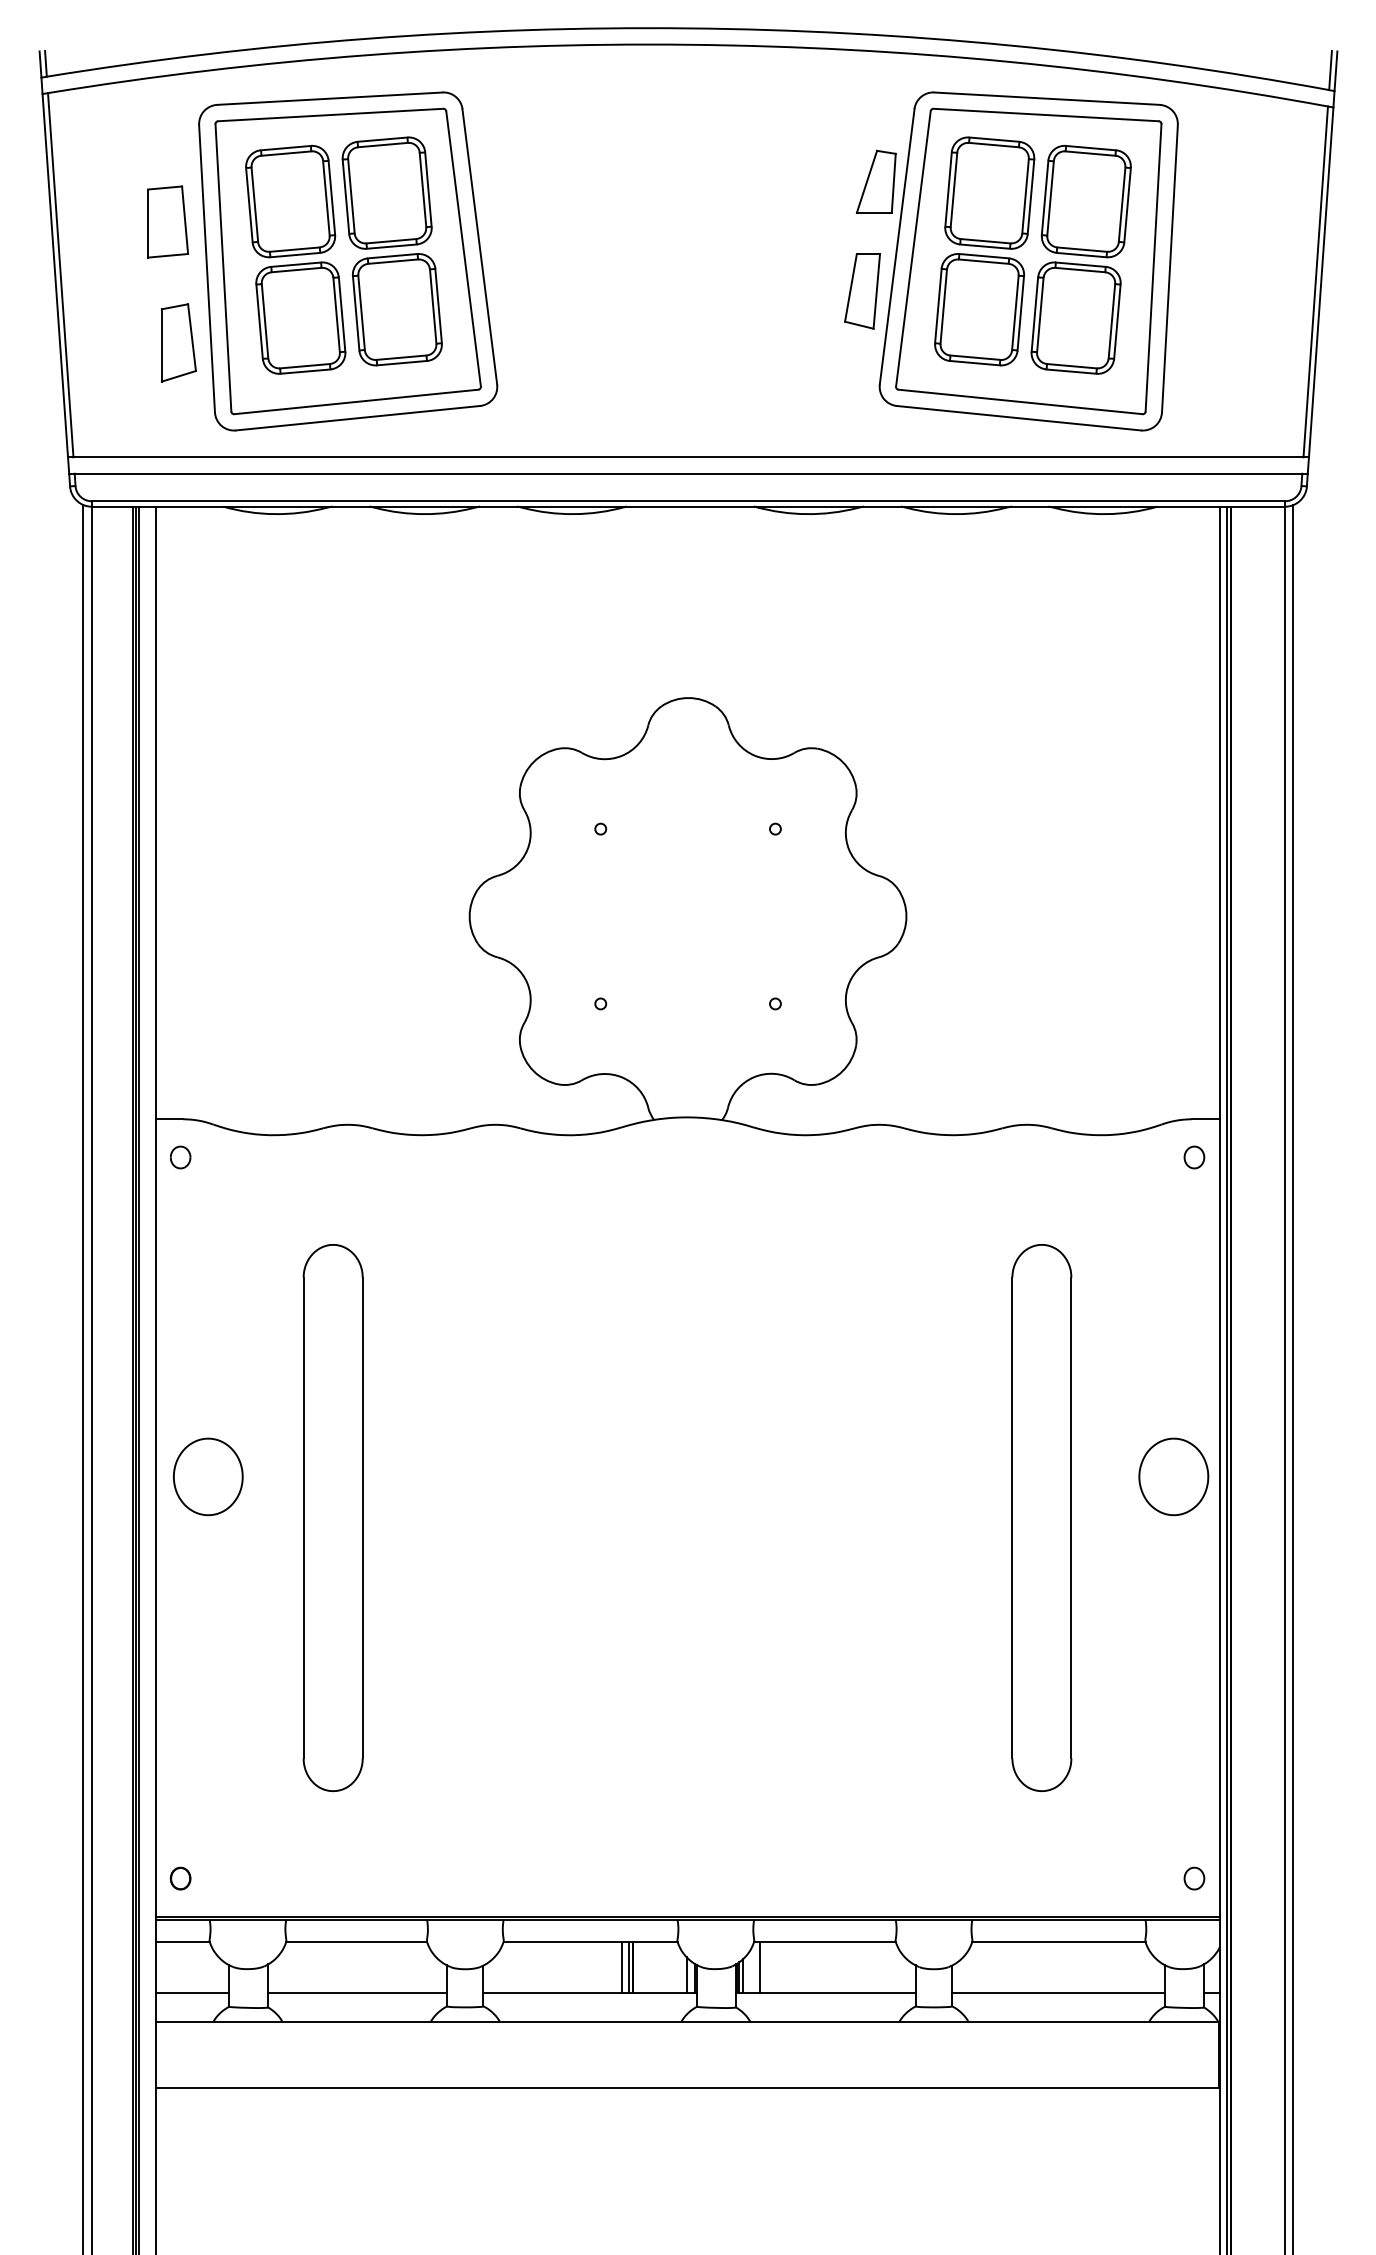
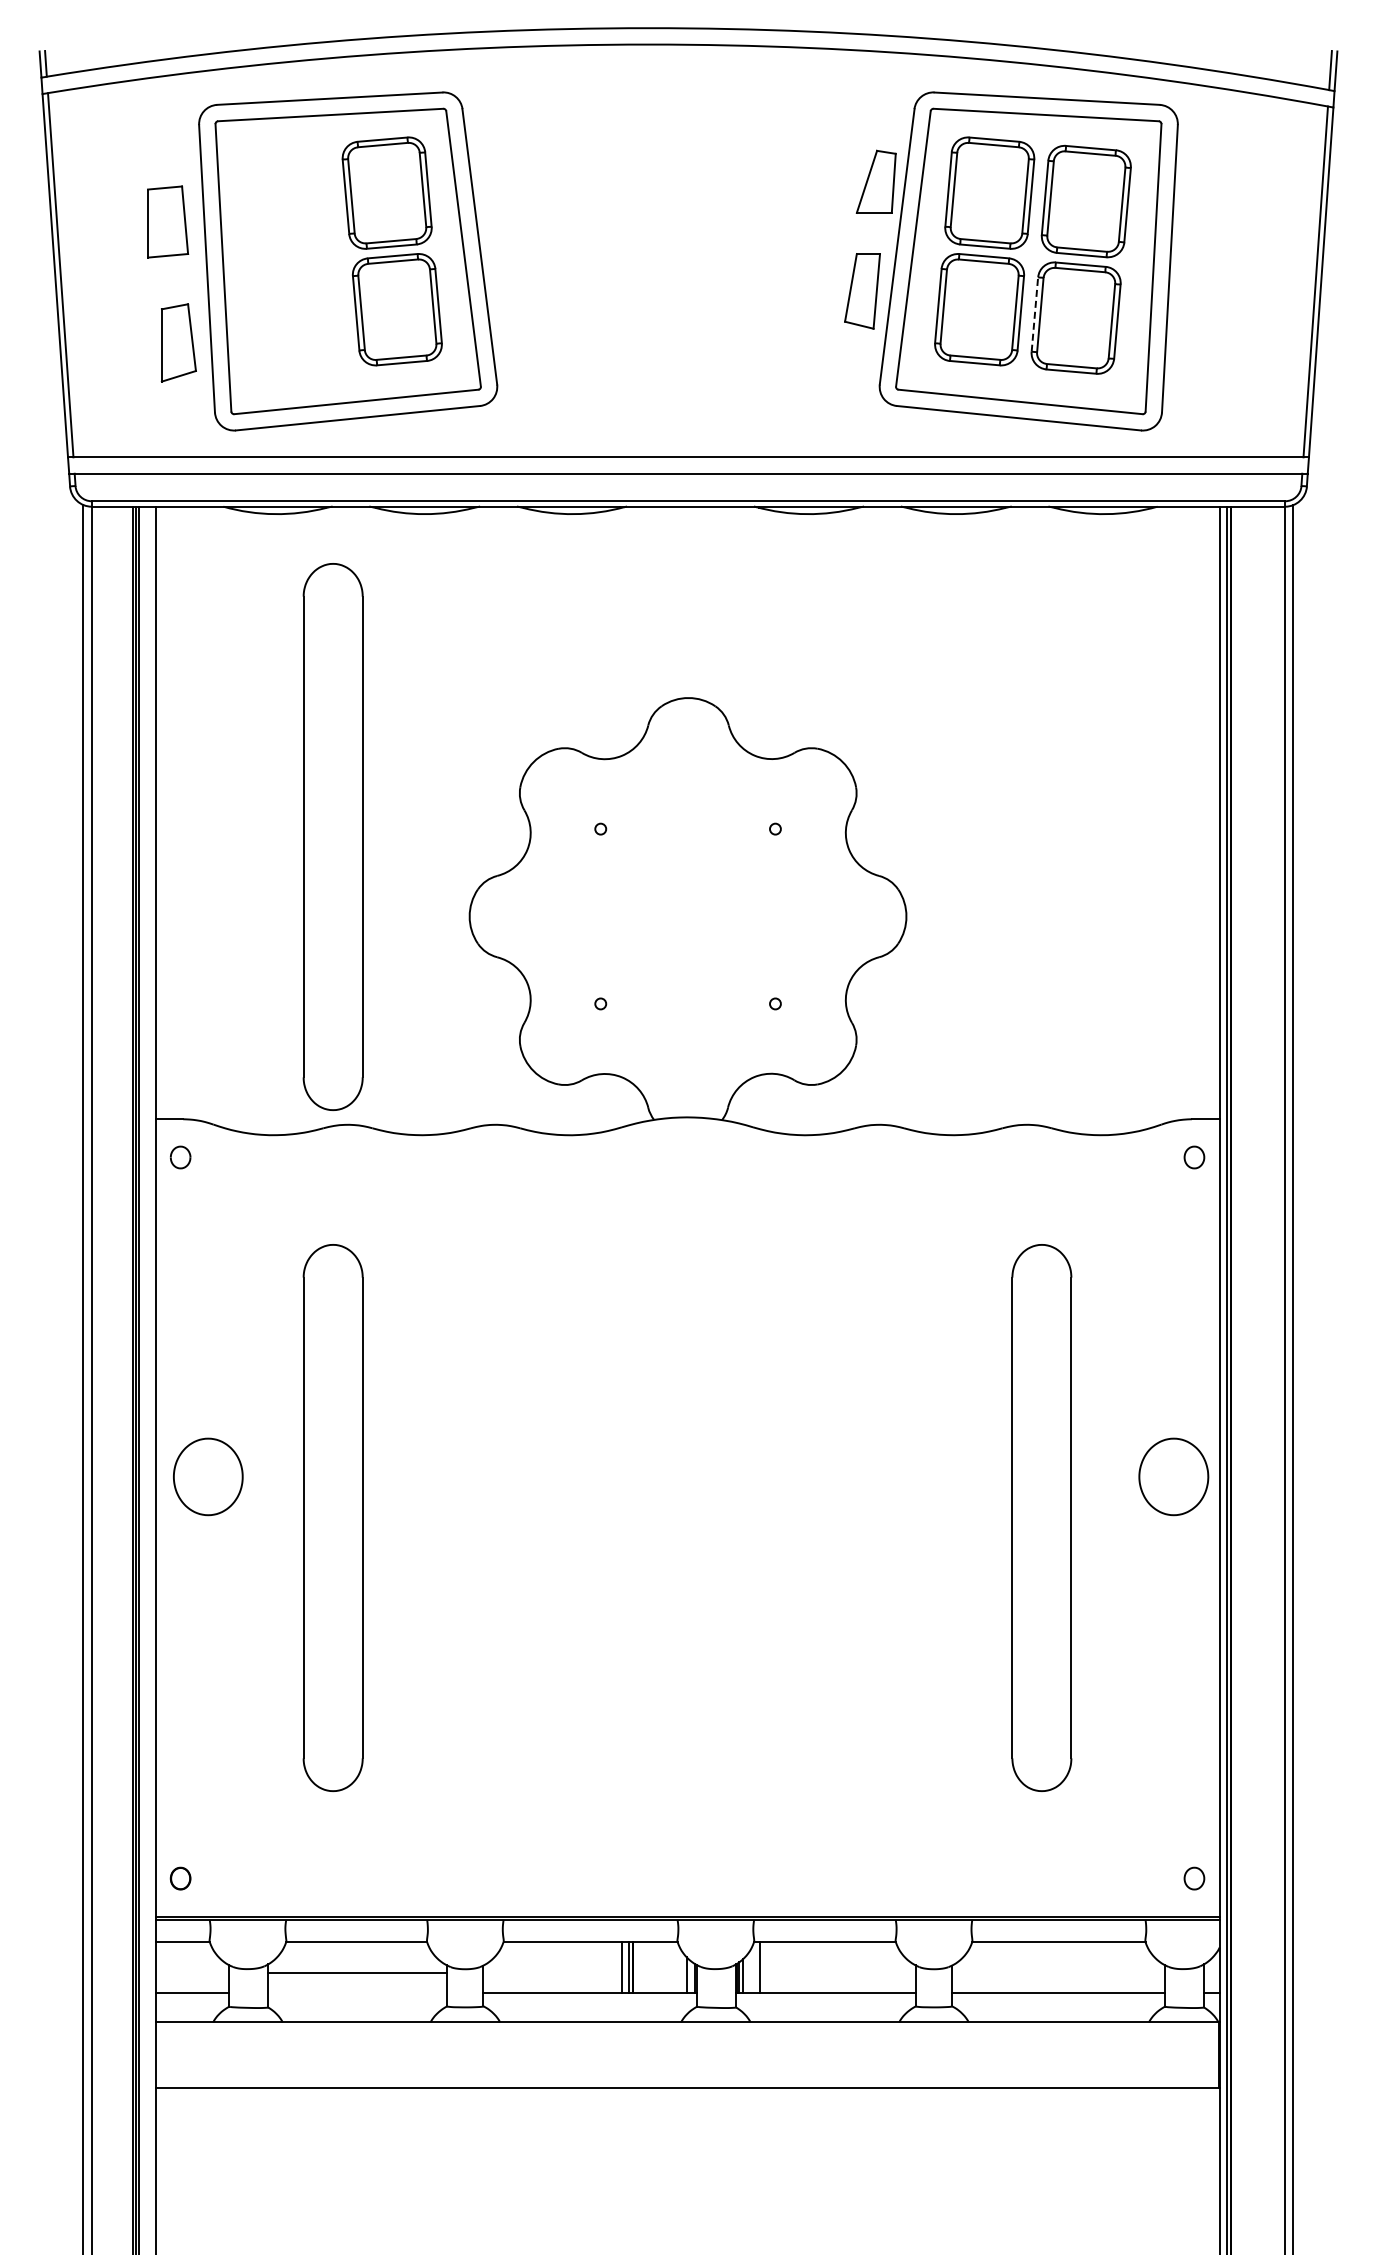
part: present -> none (295, 259)
line: solid -> dashed (1034, 314)
part: none -> present (332, 836)
line position: (357, 1992) -> (357, 1972) (357, 1972)
